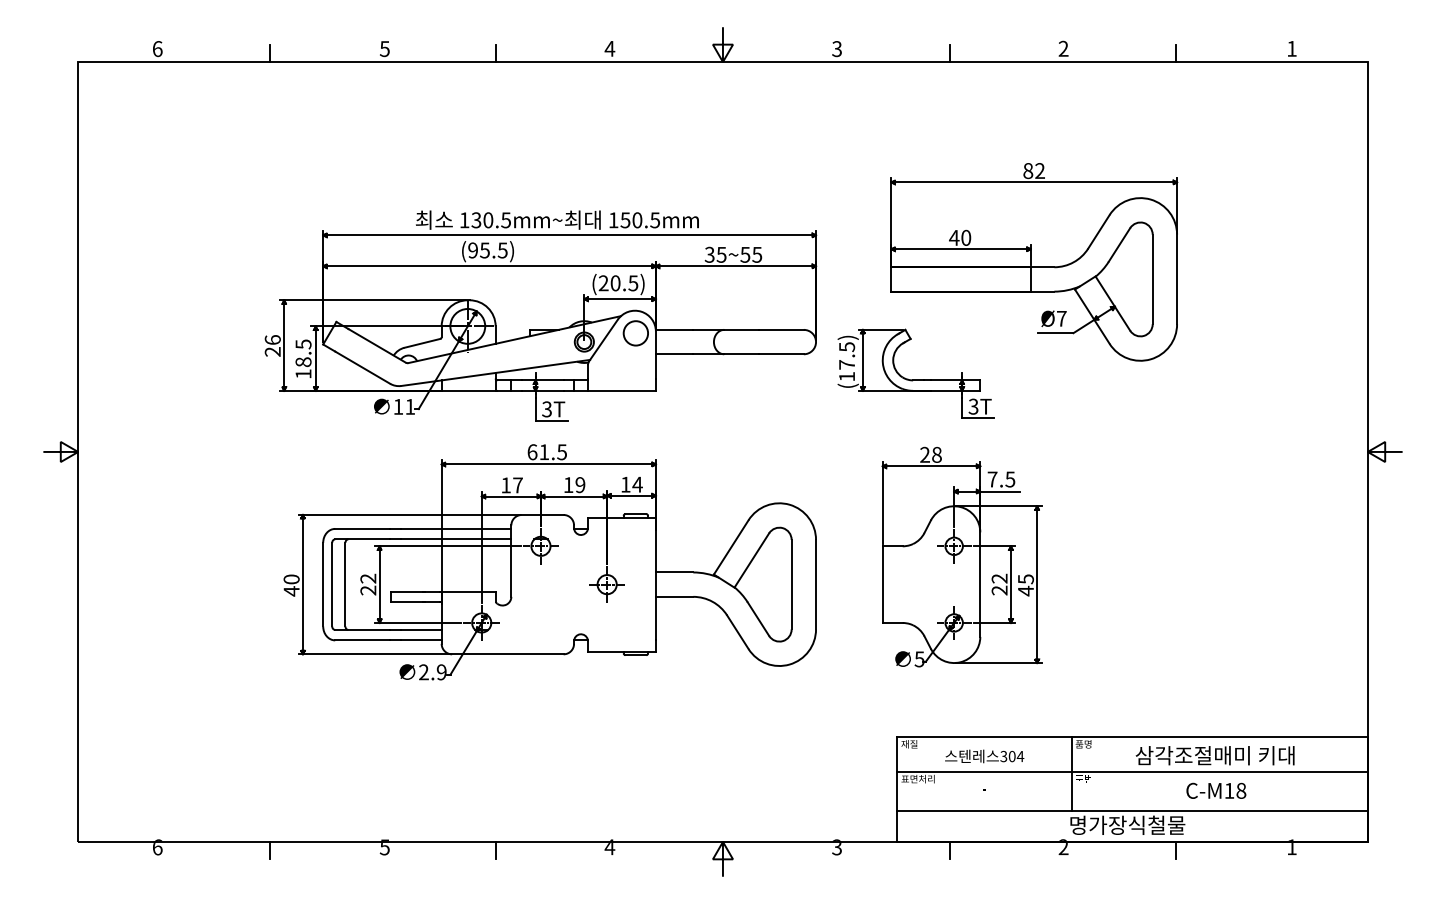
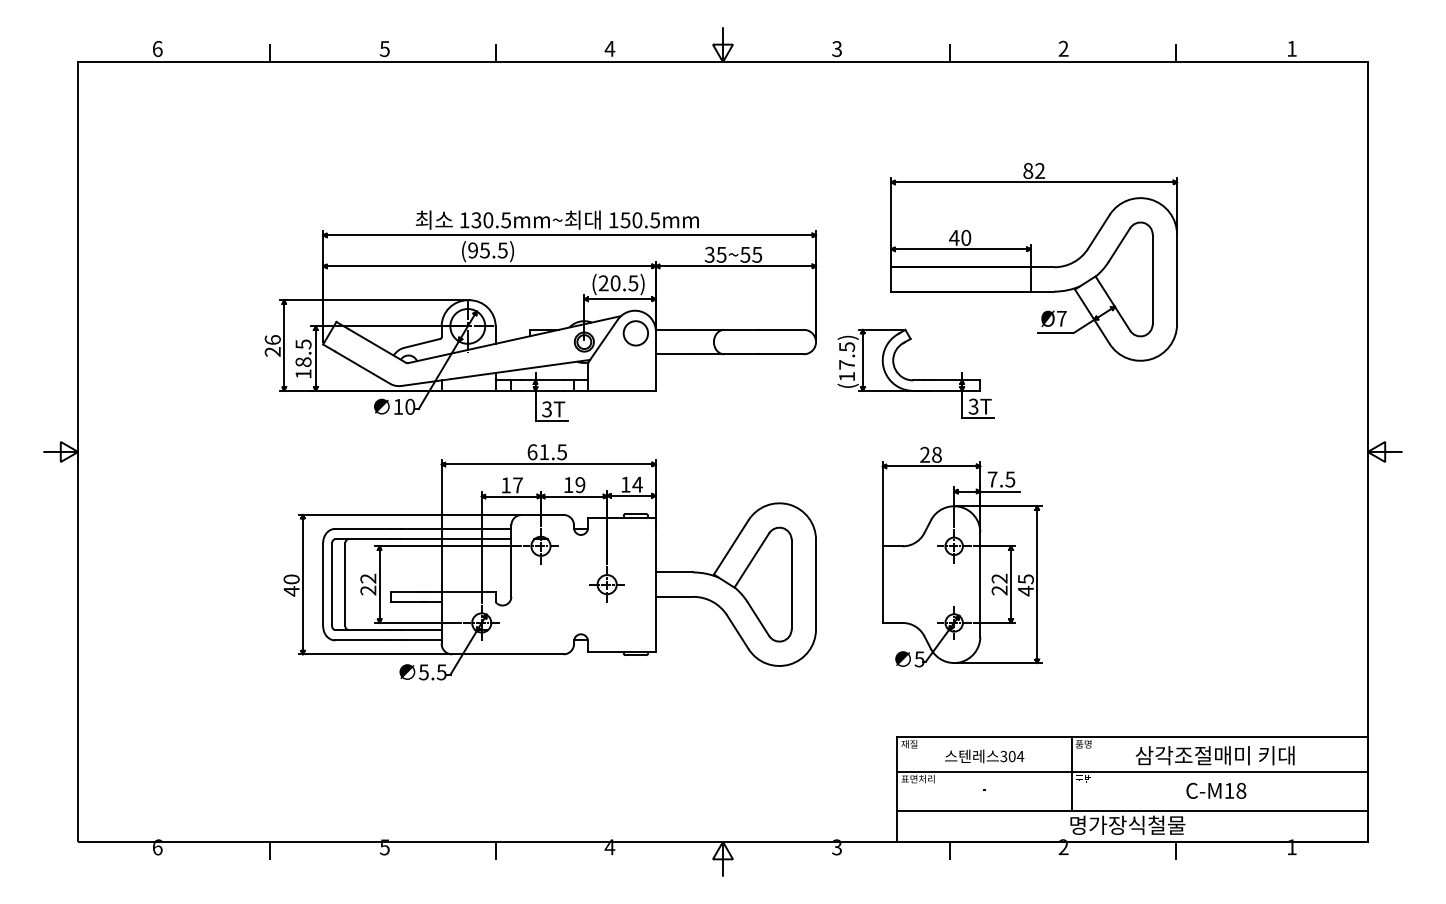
text: 11 -> 10 (410, 406)
text: 2.9 -> 5.5 (432, 672)
